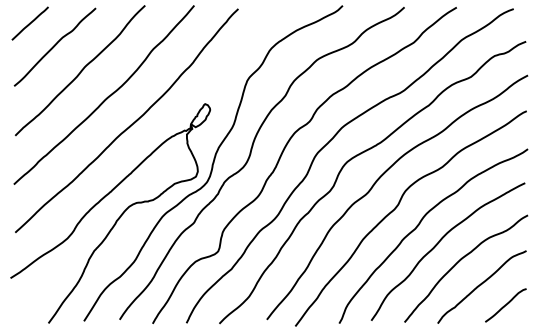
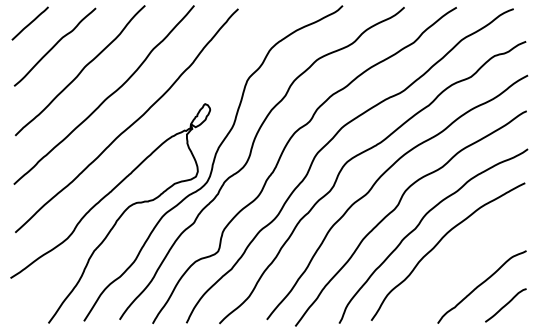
curve: present -> none (460, 261)
